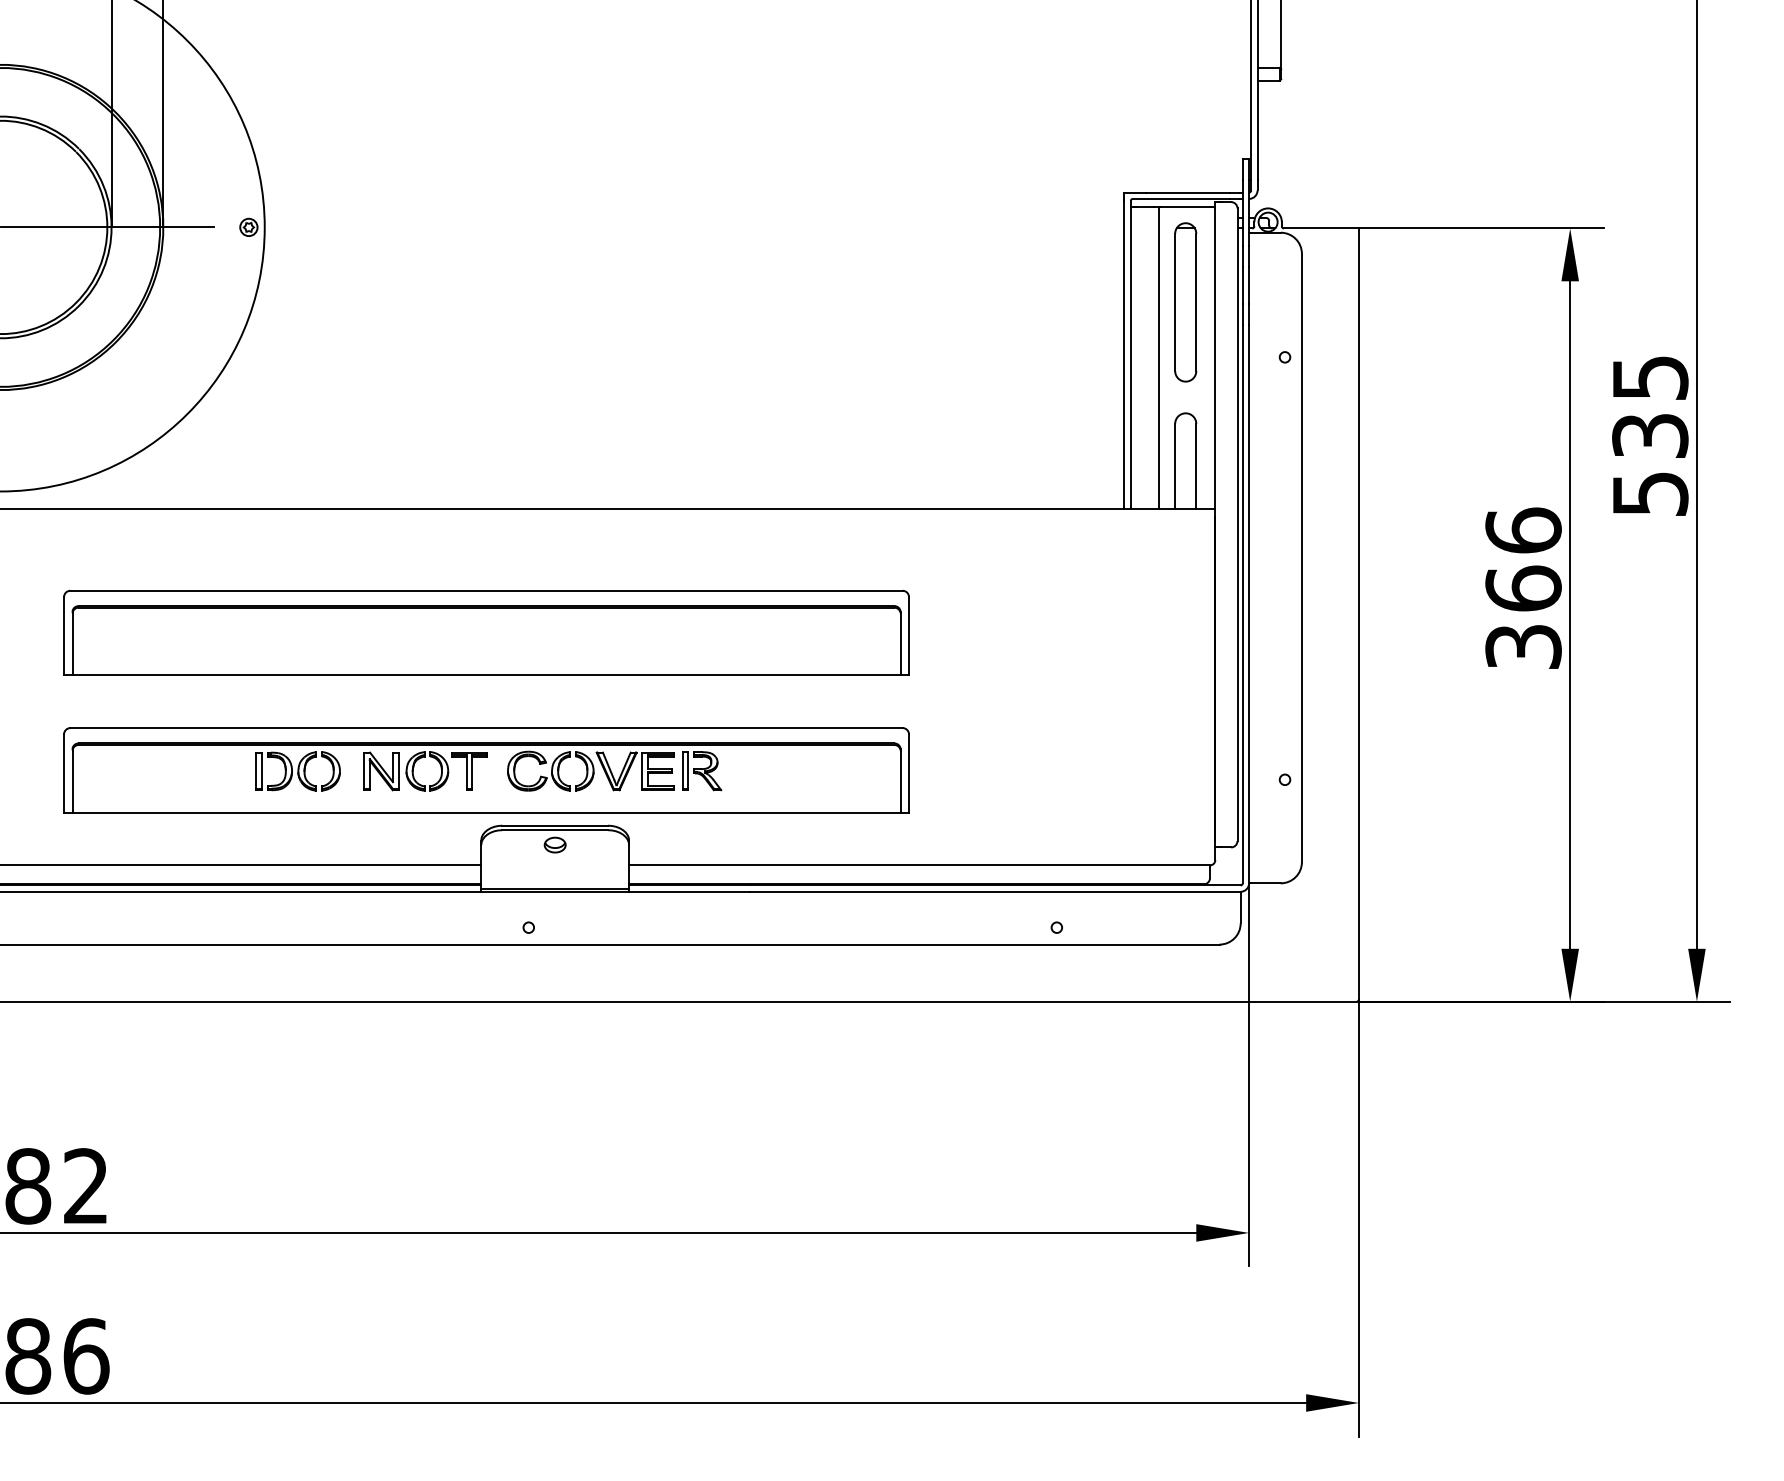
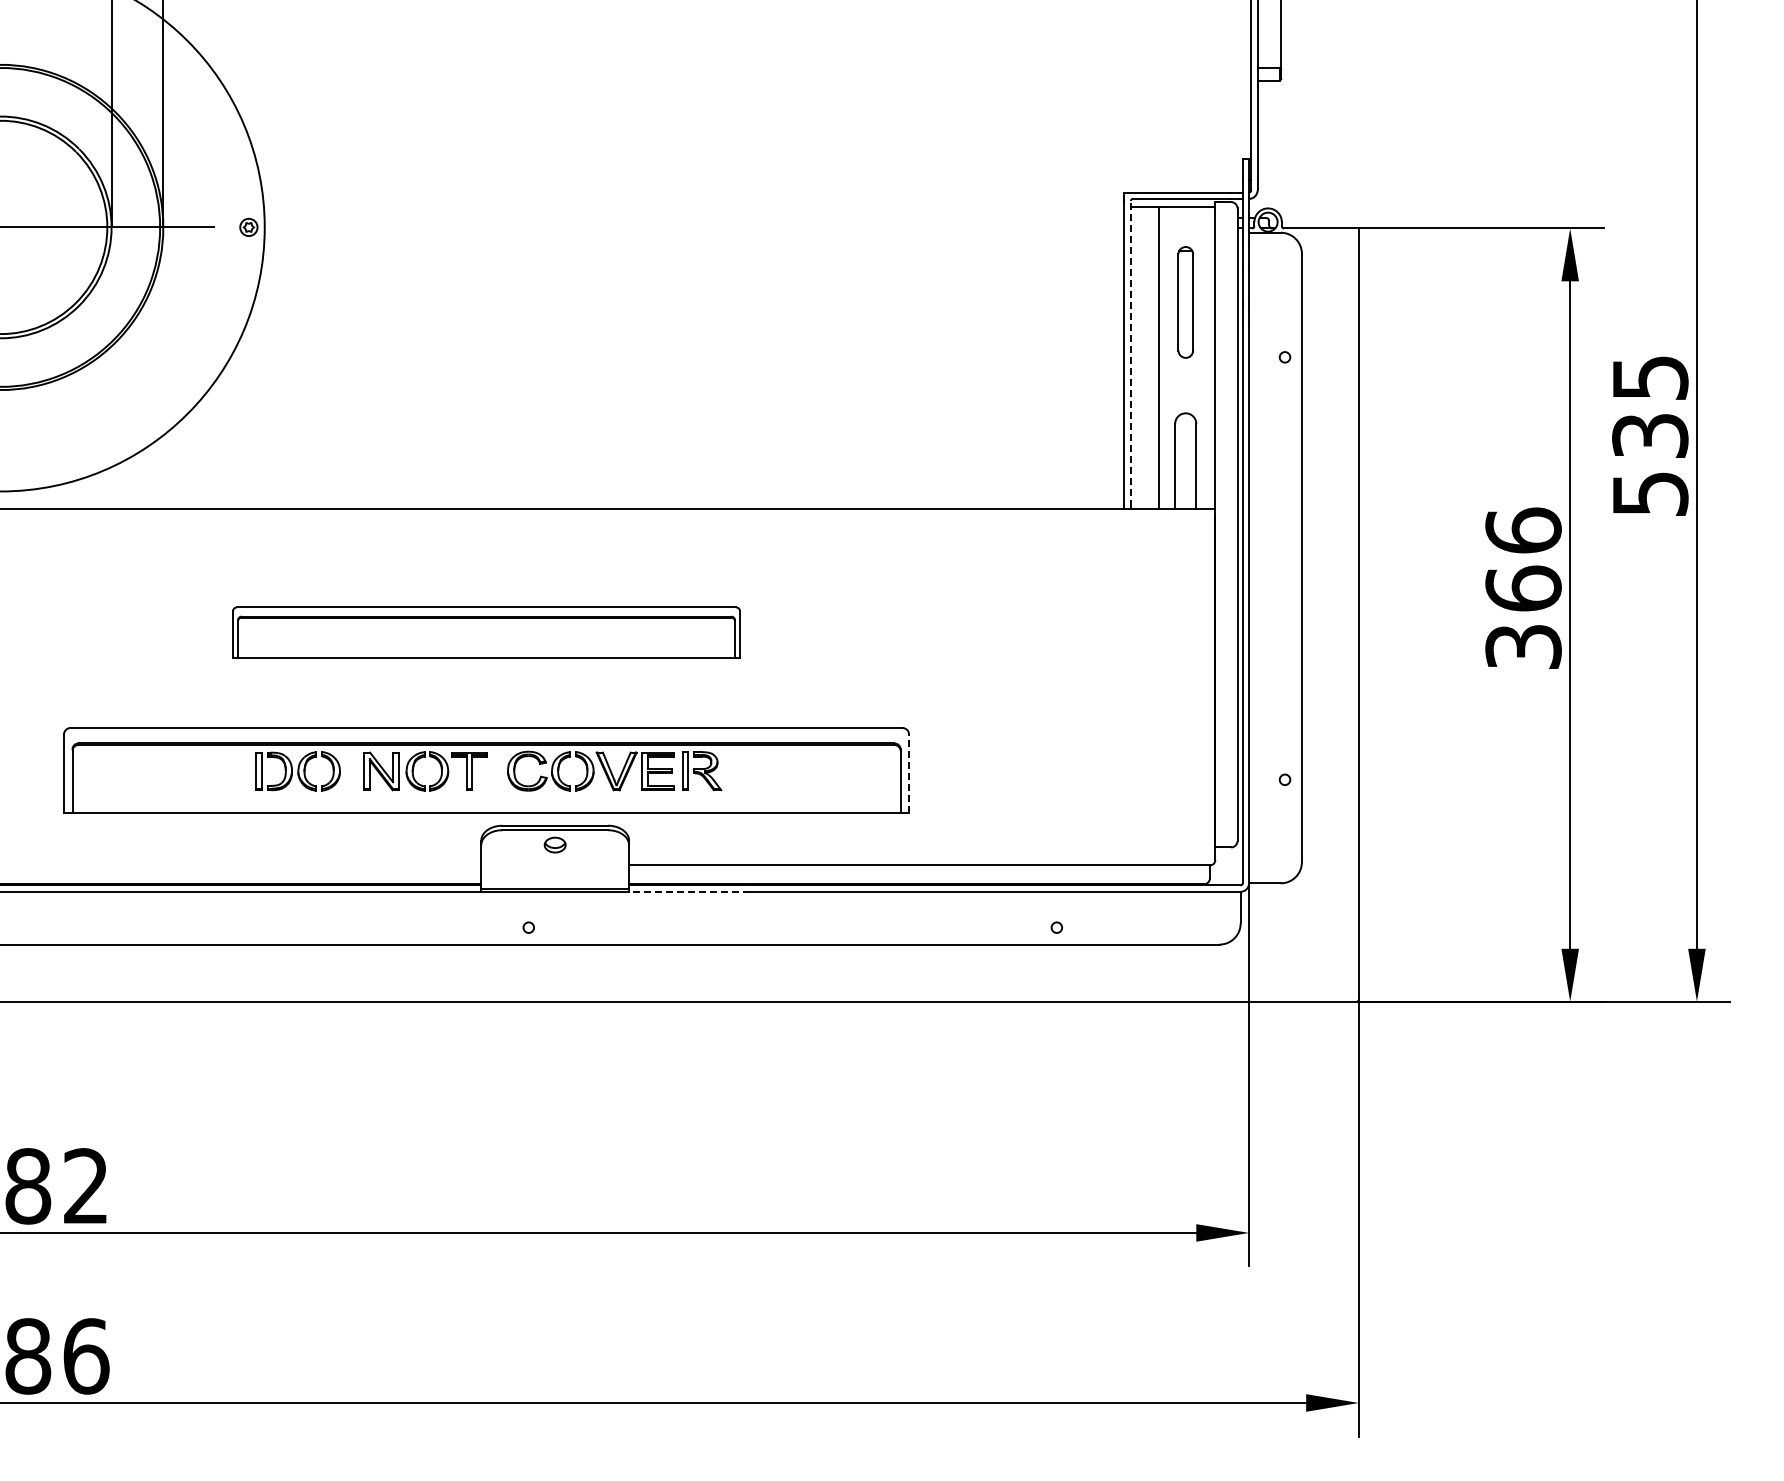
part size: 24x161 px -> 18x113 px (1185, 302)
line: solid -> dashed (1130, 353)
part size: 847x87 px -> 509x53 px (486, 632)
line: solid -> dashed (909, 773)
line: present -> none (241, 865)
line: solid -> dashed (689, 891)
